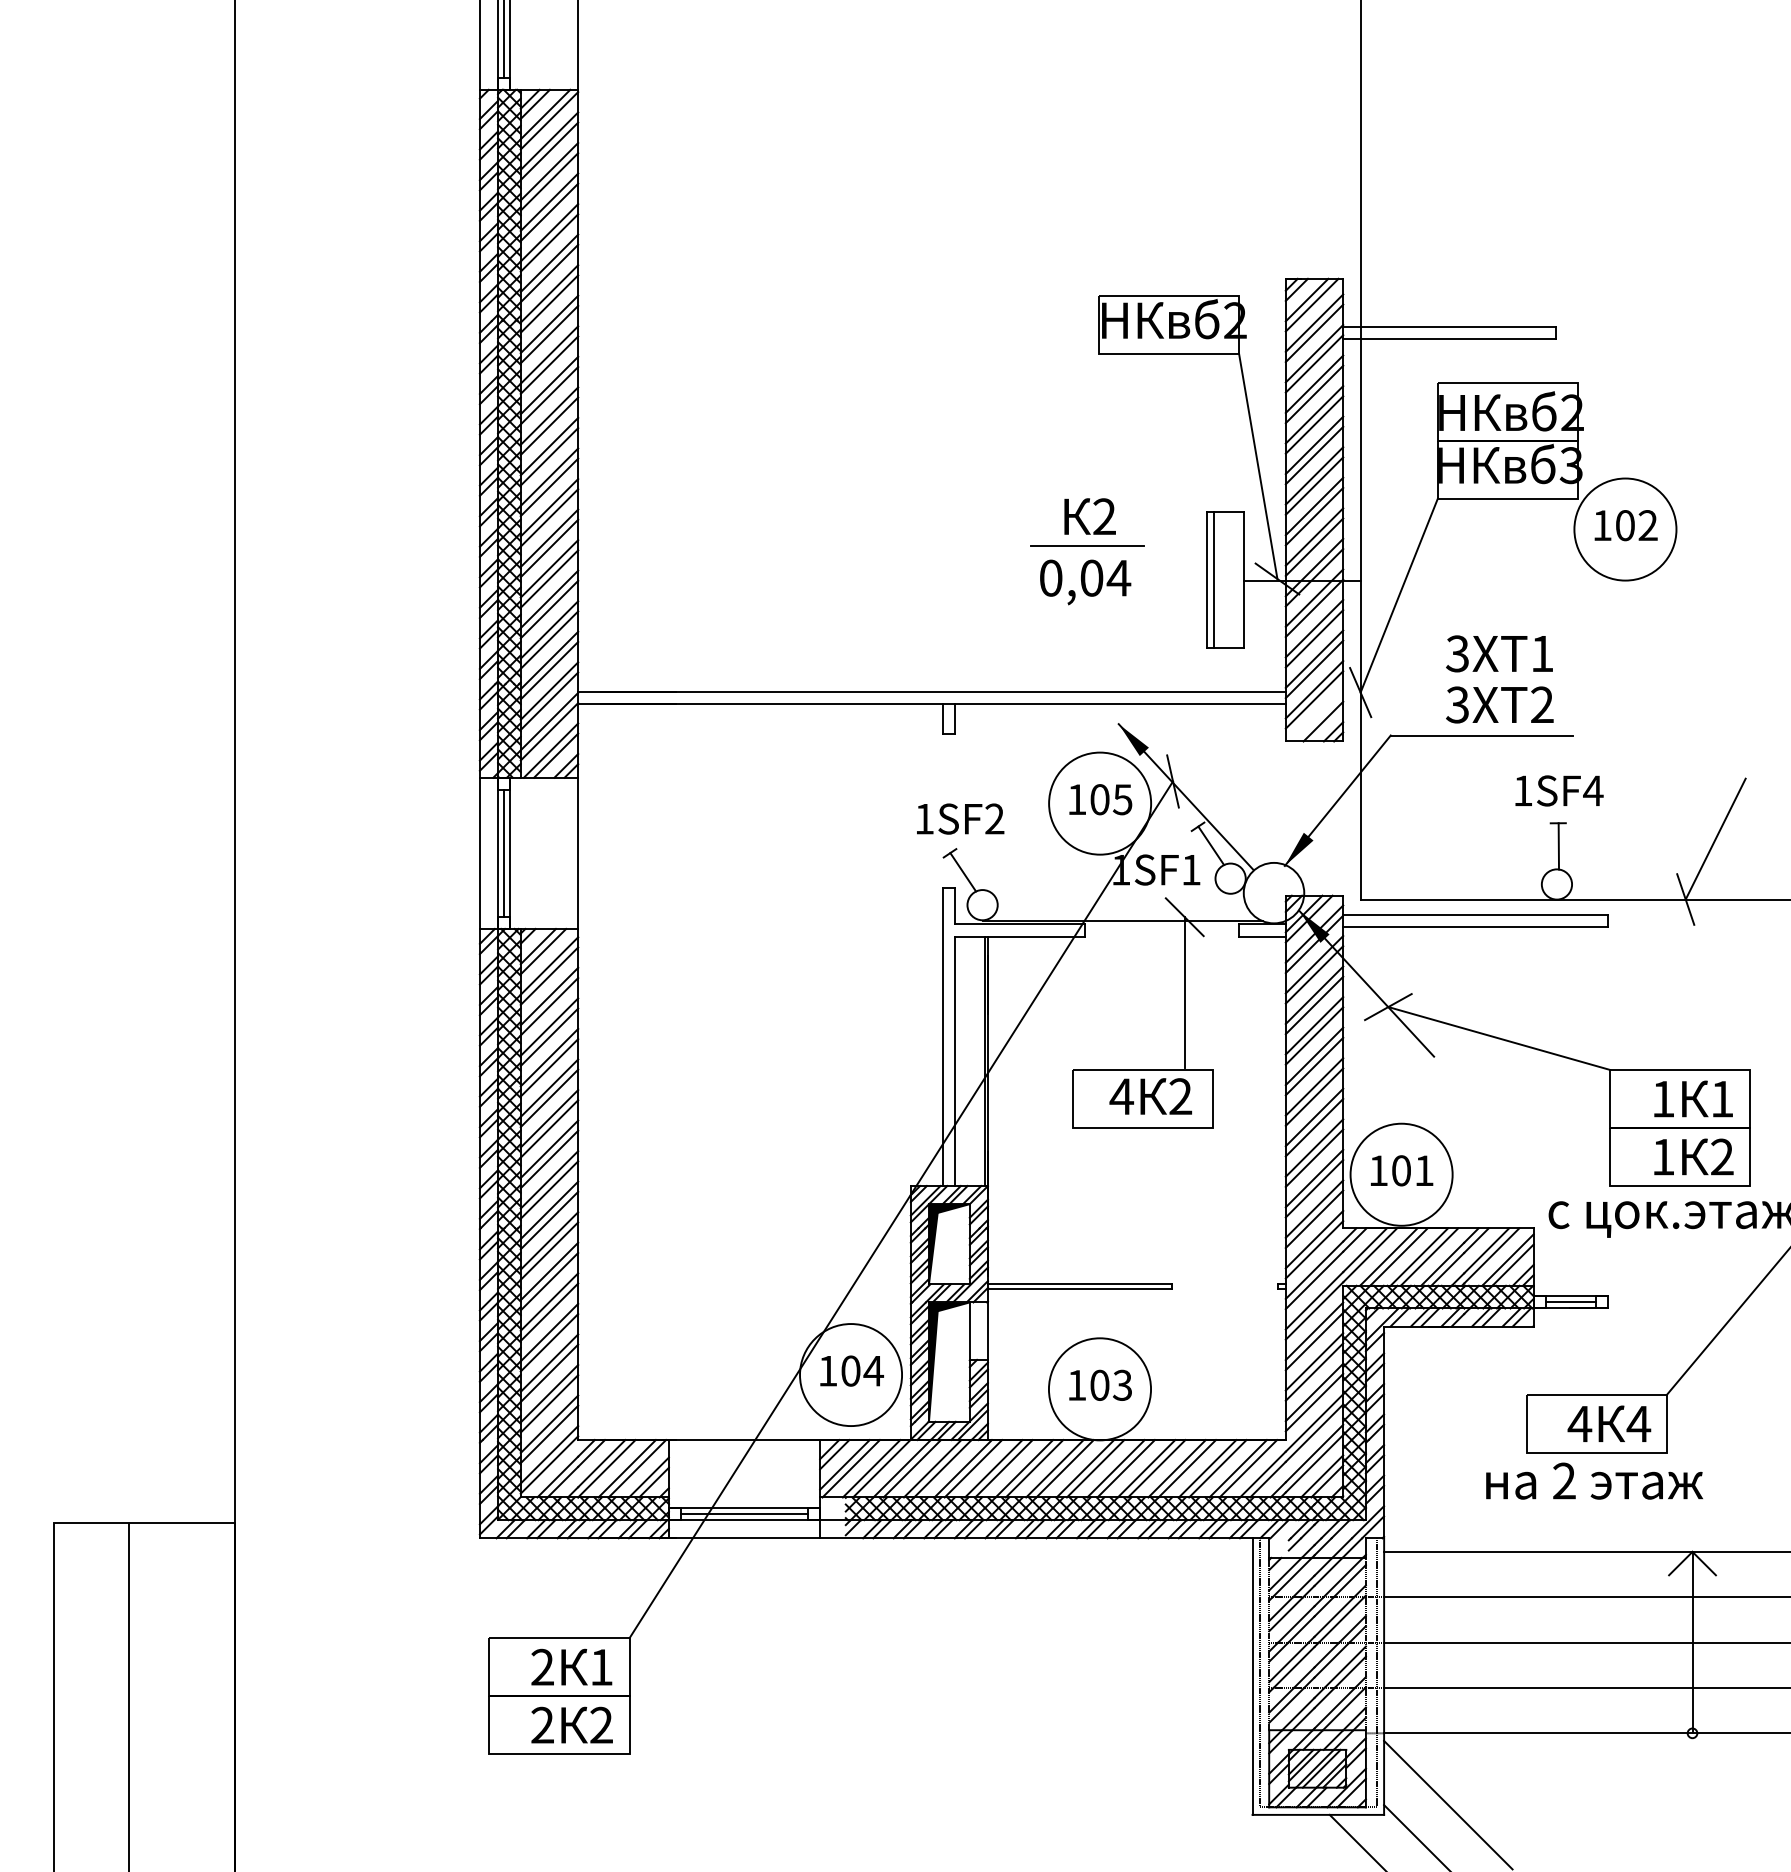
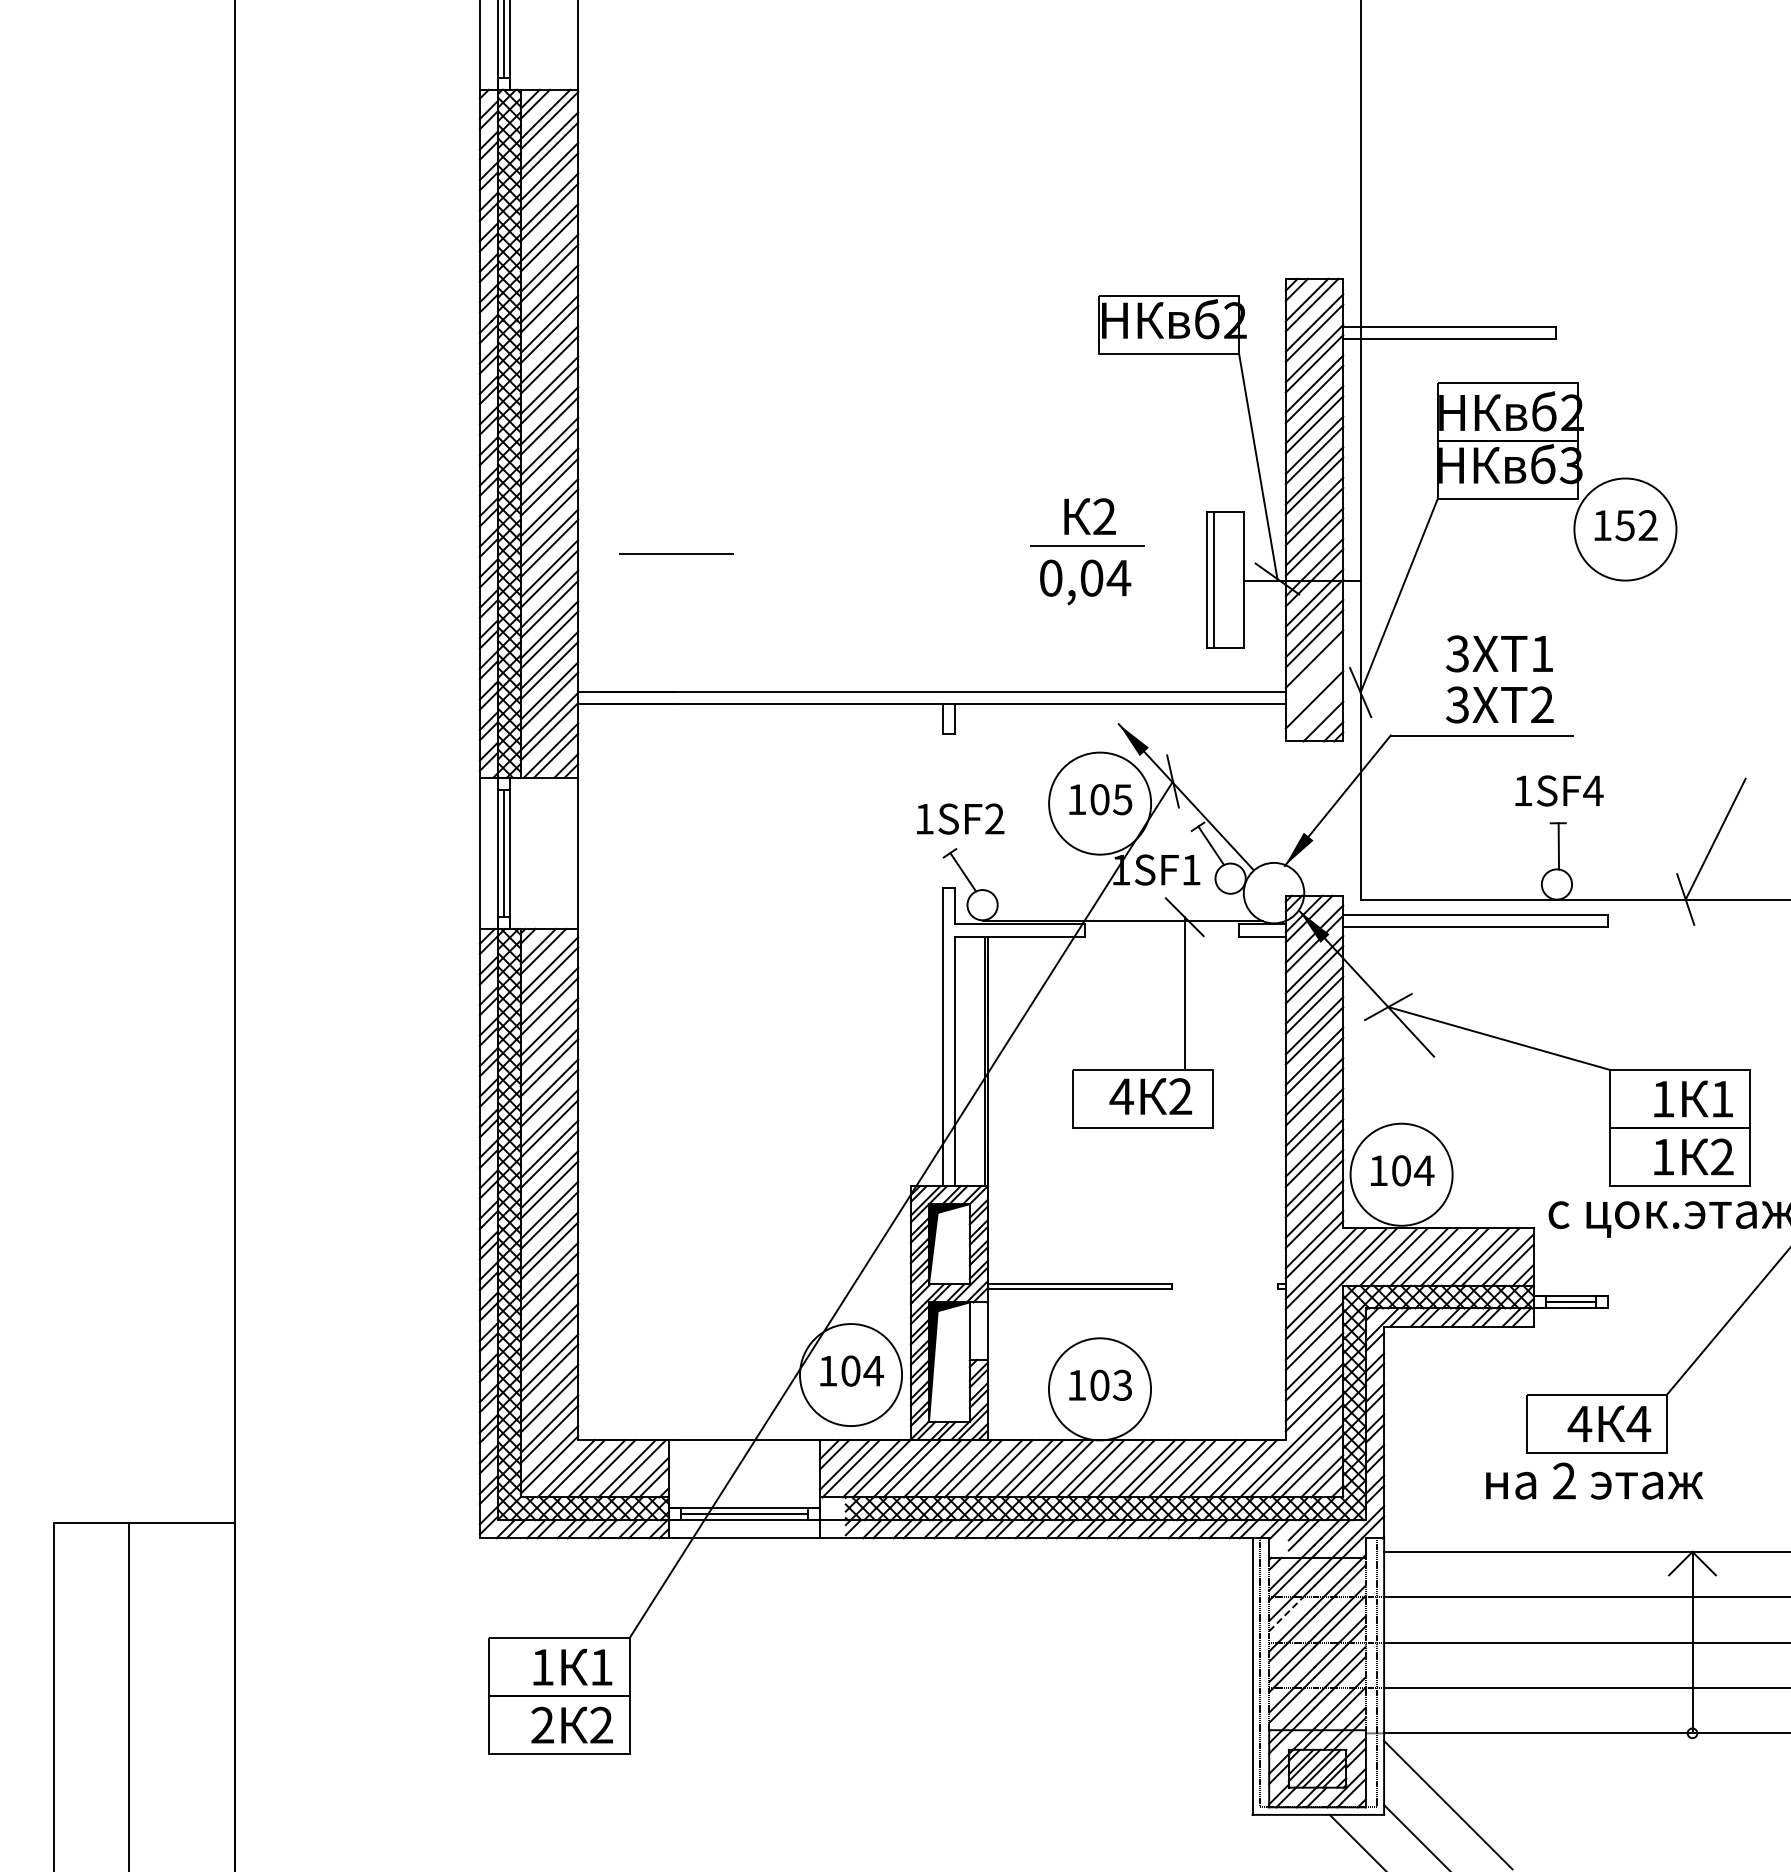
text: 102 -> 152 (1624, 525)
line: none -> present (676, 553)
line: present -> none (1314, 669)
line: present -> none (1314, 689)
text: 101 -> 104 (1423, 1170)
line: solid -> dashed (1286, 1613)
text: 2 -> 1 (542, 1666)
